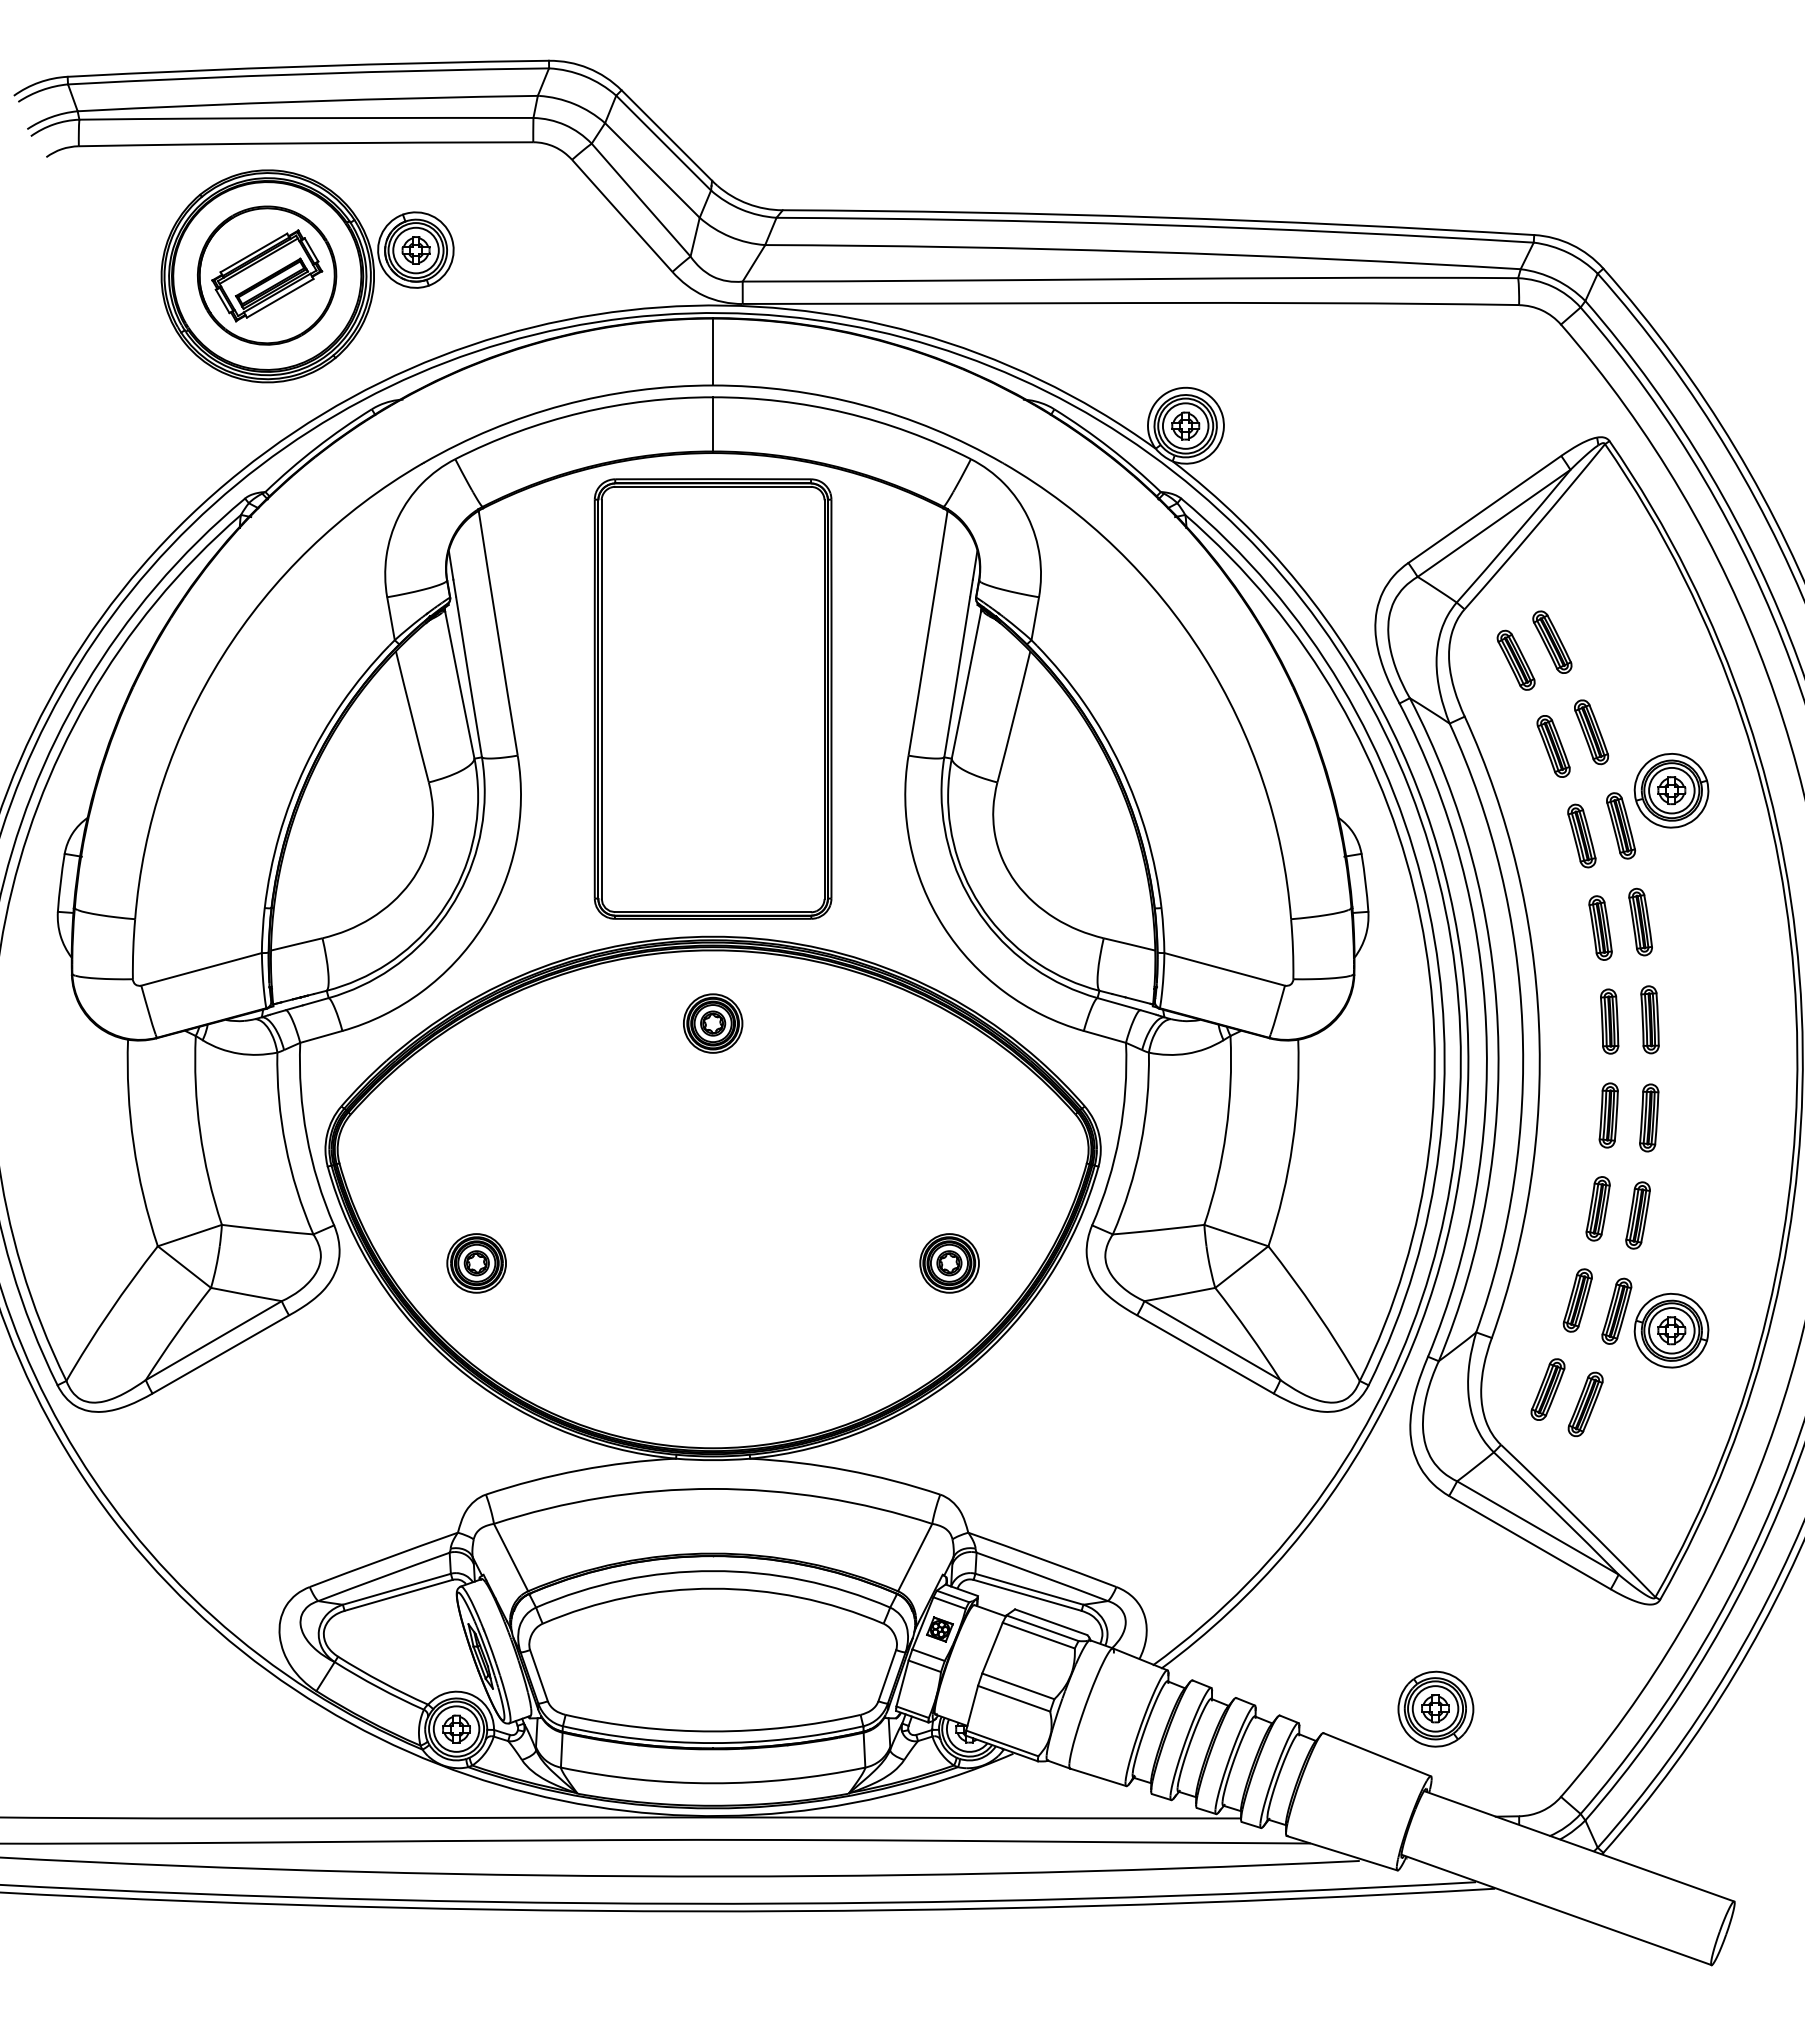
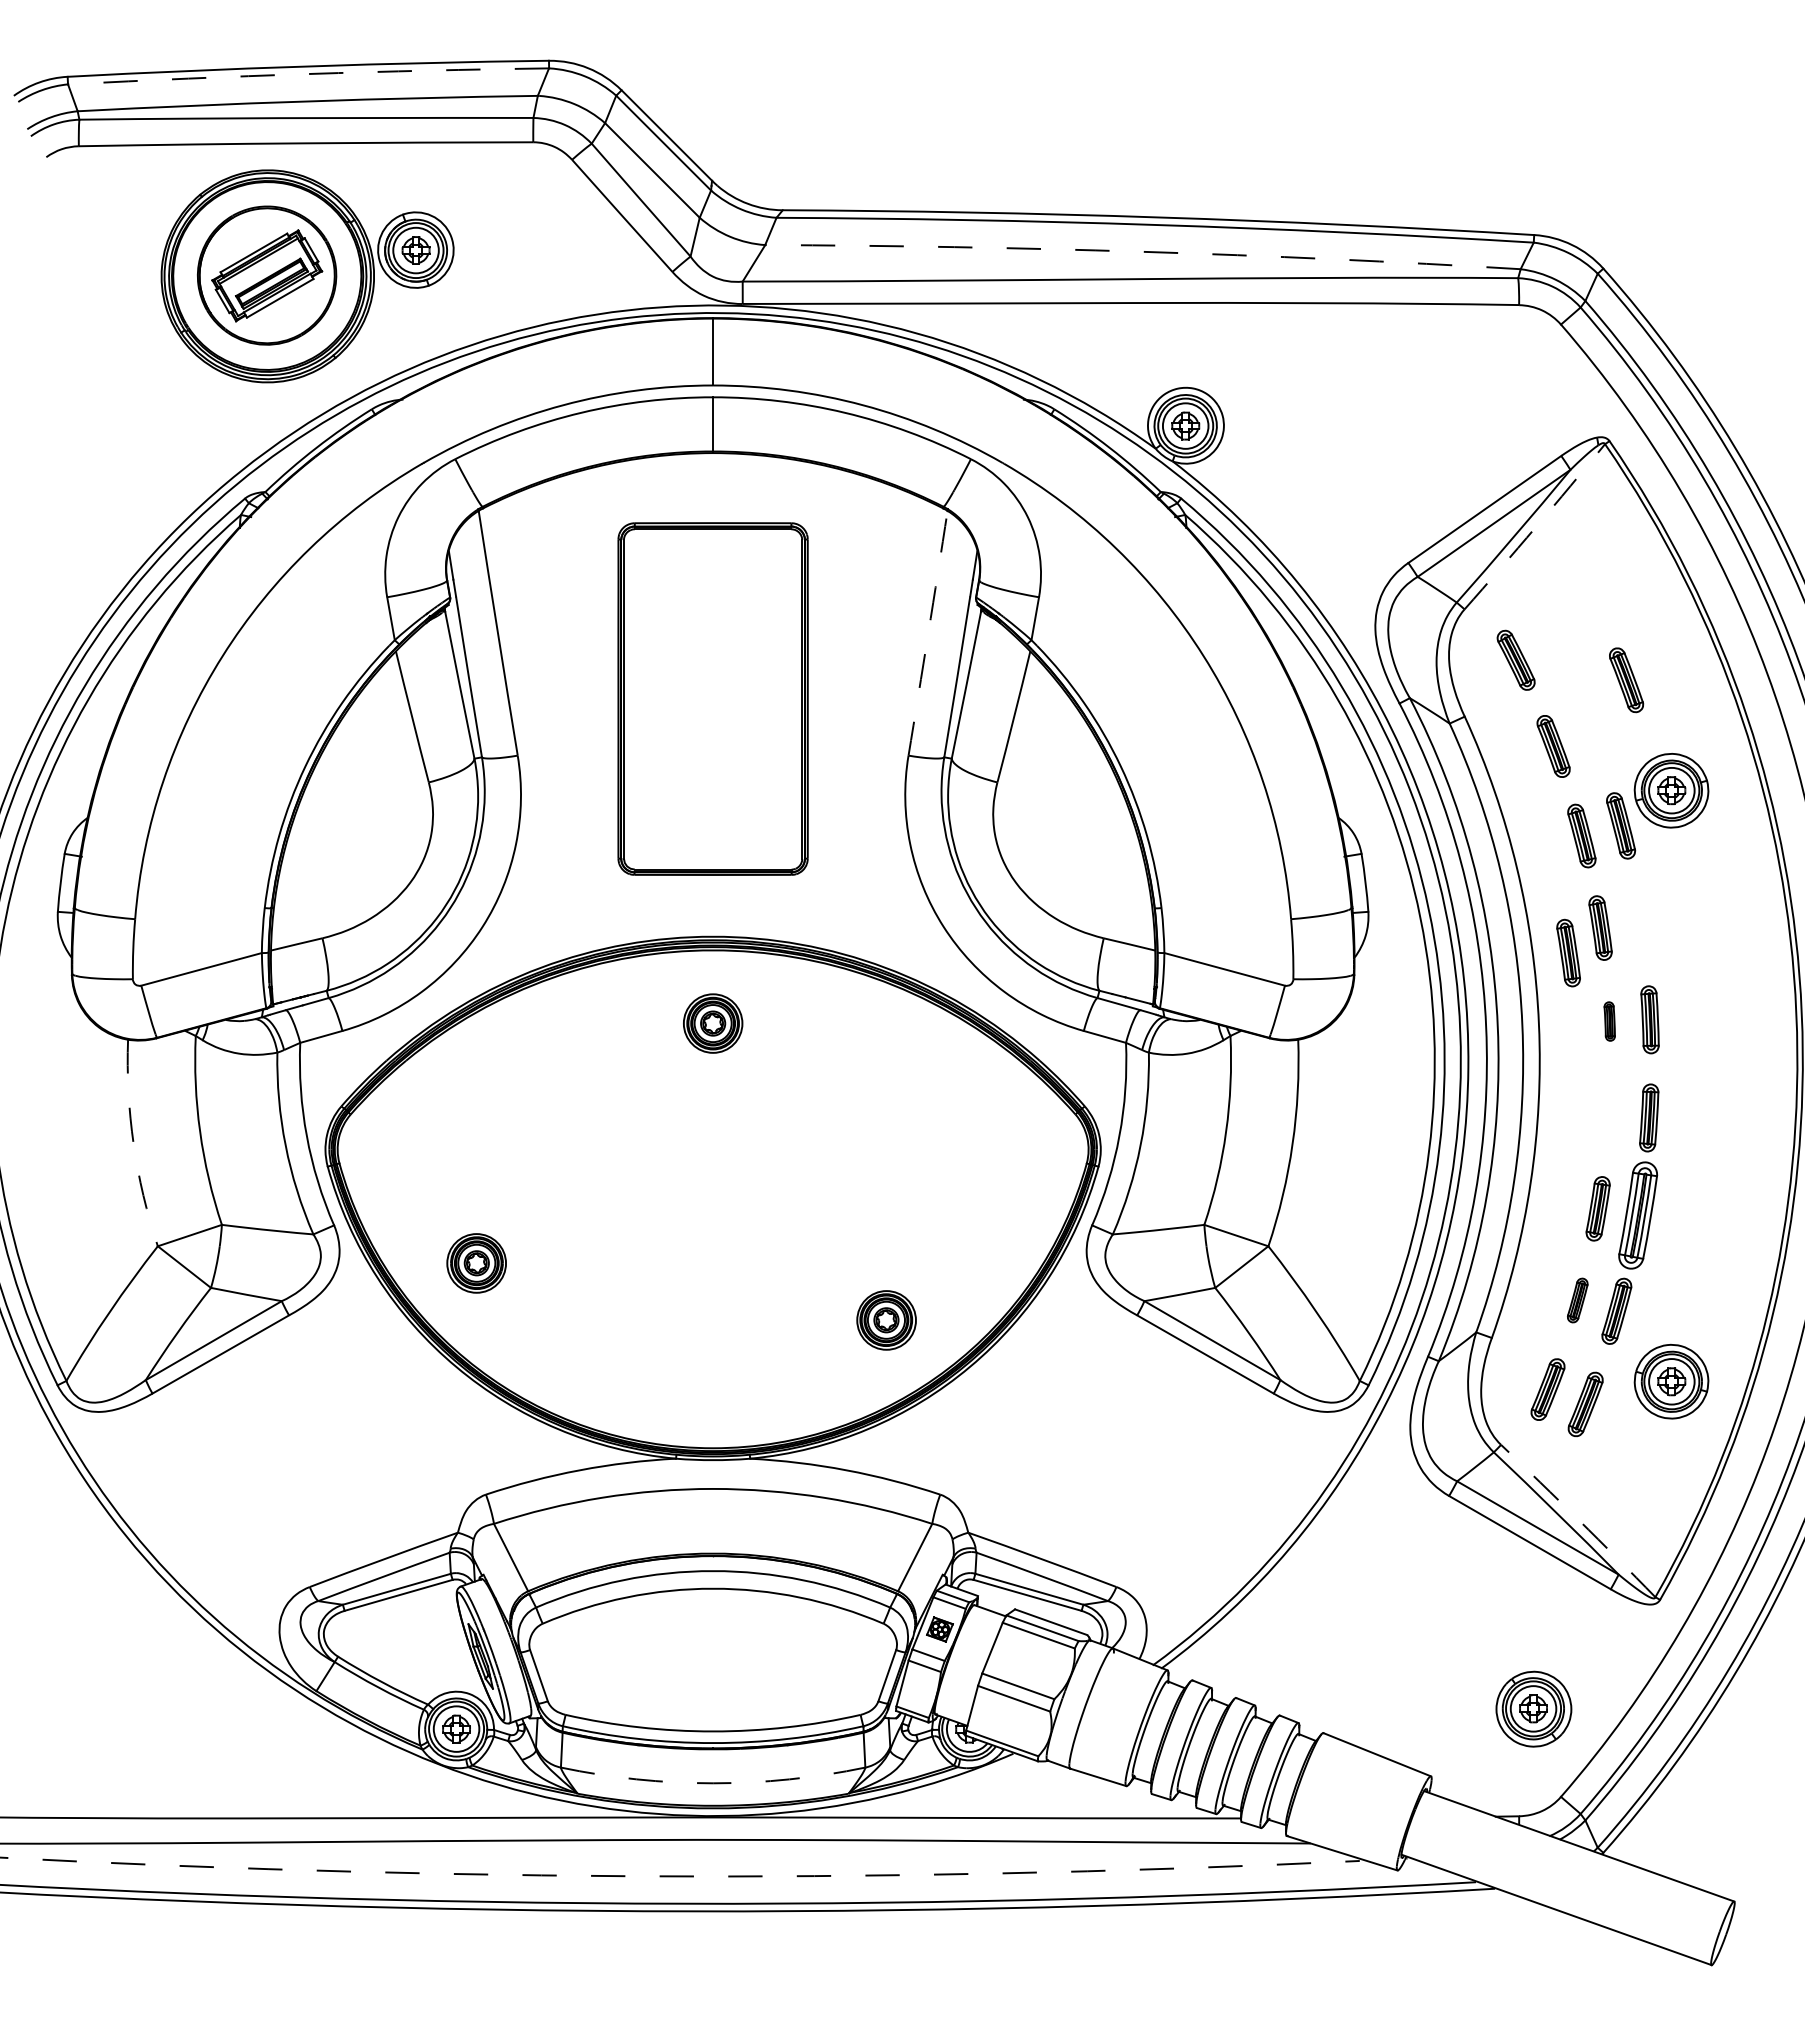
arc: solid -> dashed (308, 74)
arc: solid -> dashed (1143, 251)
arc: solid -> dashed (1535, 527)
arc: solid -> dashed (928, 633)
part: present -> none (1552, 641)
part size: 240x442 px -> 192x354 px (712, 698)
part position: (1591, 732) -> (1626, 680) (1626, 680)
part position: (1640, 921) -> (1568, 952) (1568, 952)
part size: 20x67 px -> 13x41 px (1609, 1021)
part: present -> none (1608, 1115)
arc: solid -> dashed (133, 1144)
part size: 26x69 px -> 41x109 px (1638, 1215)
part position: (949, 1263) -> (886, 1320) (886, 1320)
part size: 31x65 px -> 22x47 px (1577, 1300)
part position: (1671, 1330) -> (1671, 1381) (1671, 1381)
arc: solid -> dashed (1578, 1520)
part position: (1435, 1708) -> (1533, 1708) (1533, 1708)
arc: solid -> dashed (713, 1783)
arc: solid -> dashed (680, 1876)
